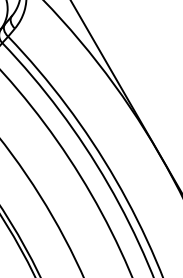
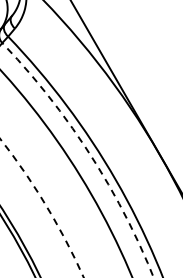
arc: solid -> dashed (89, 153)
arc: solid -> dashed (46, 205)
